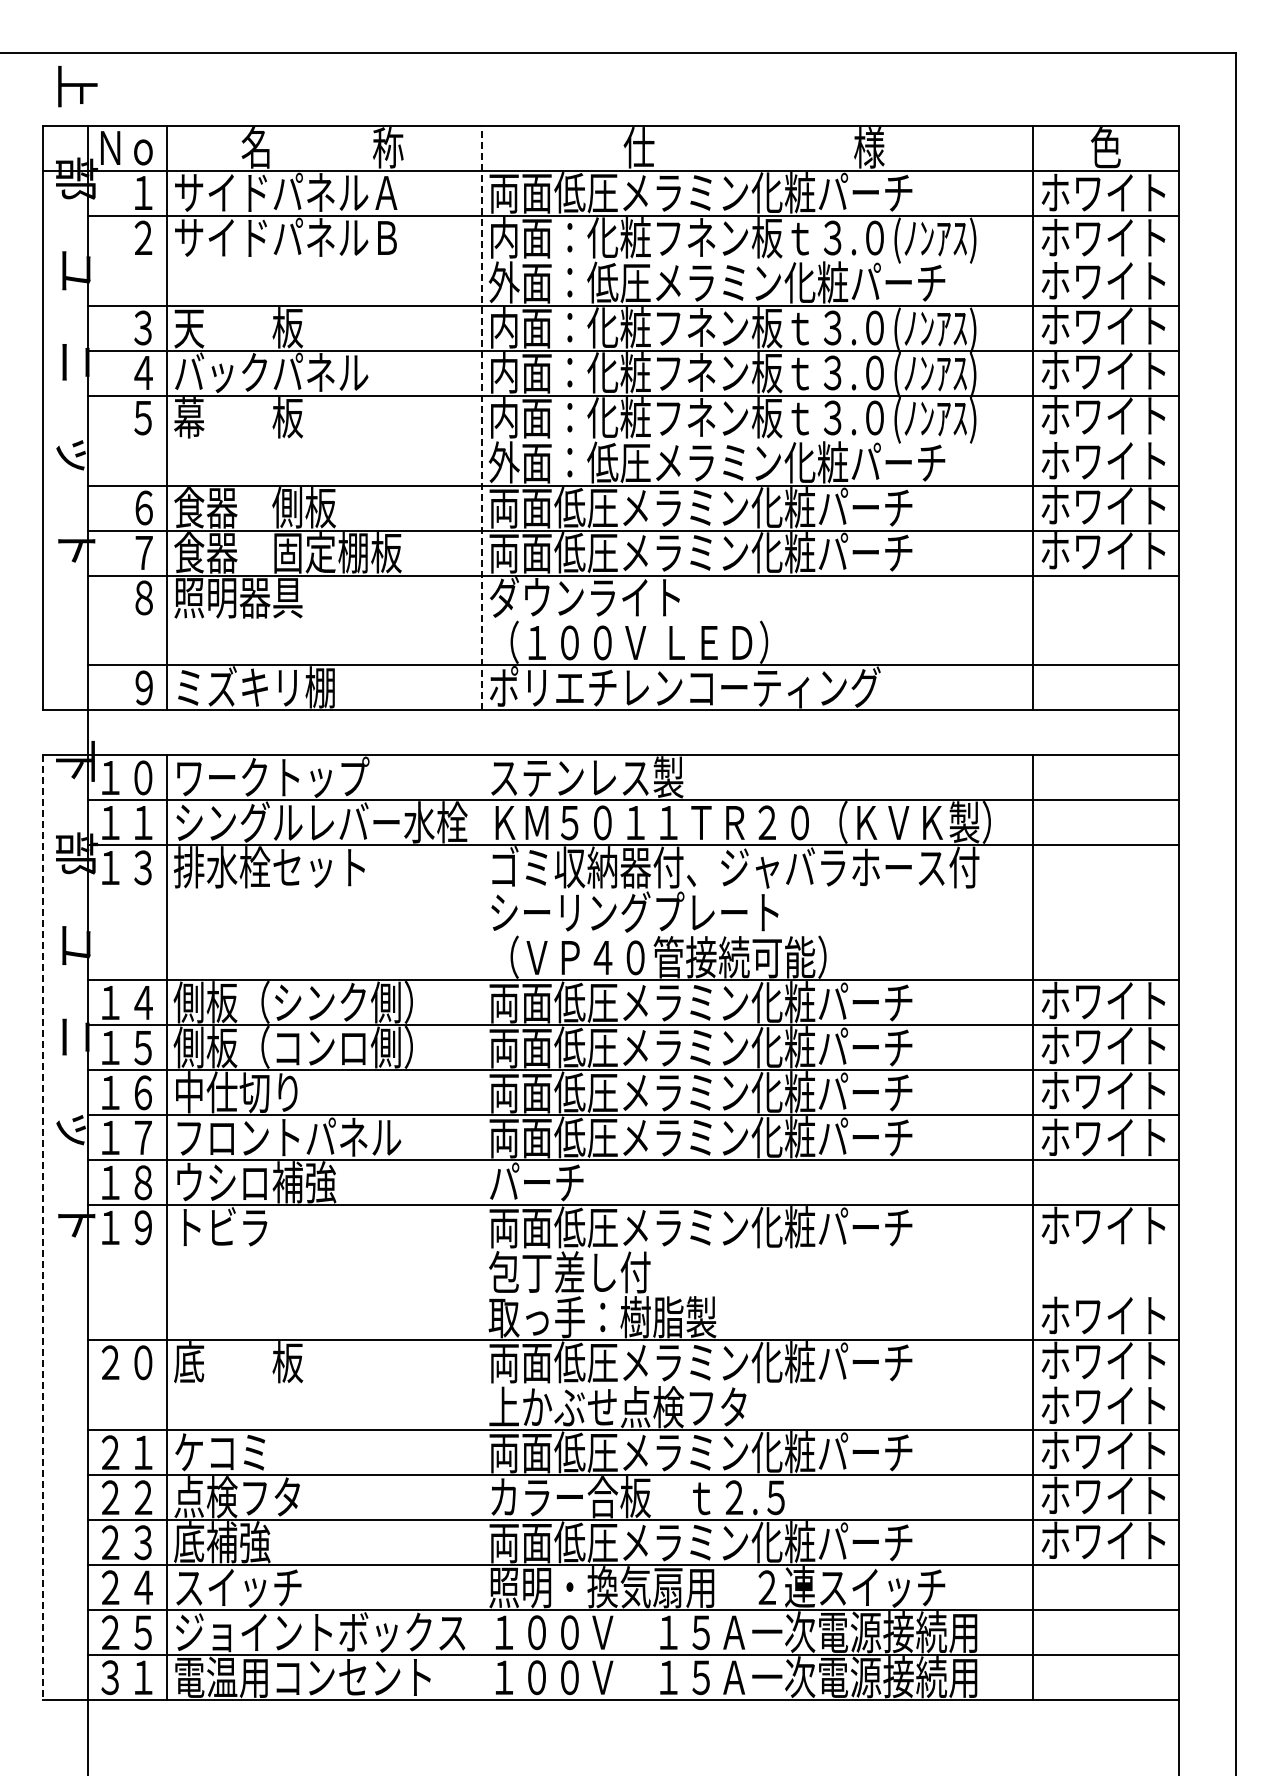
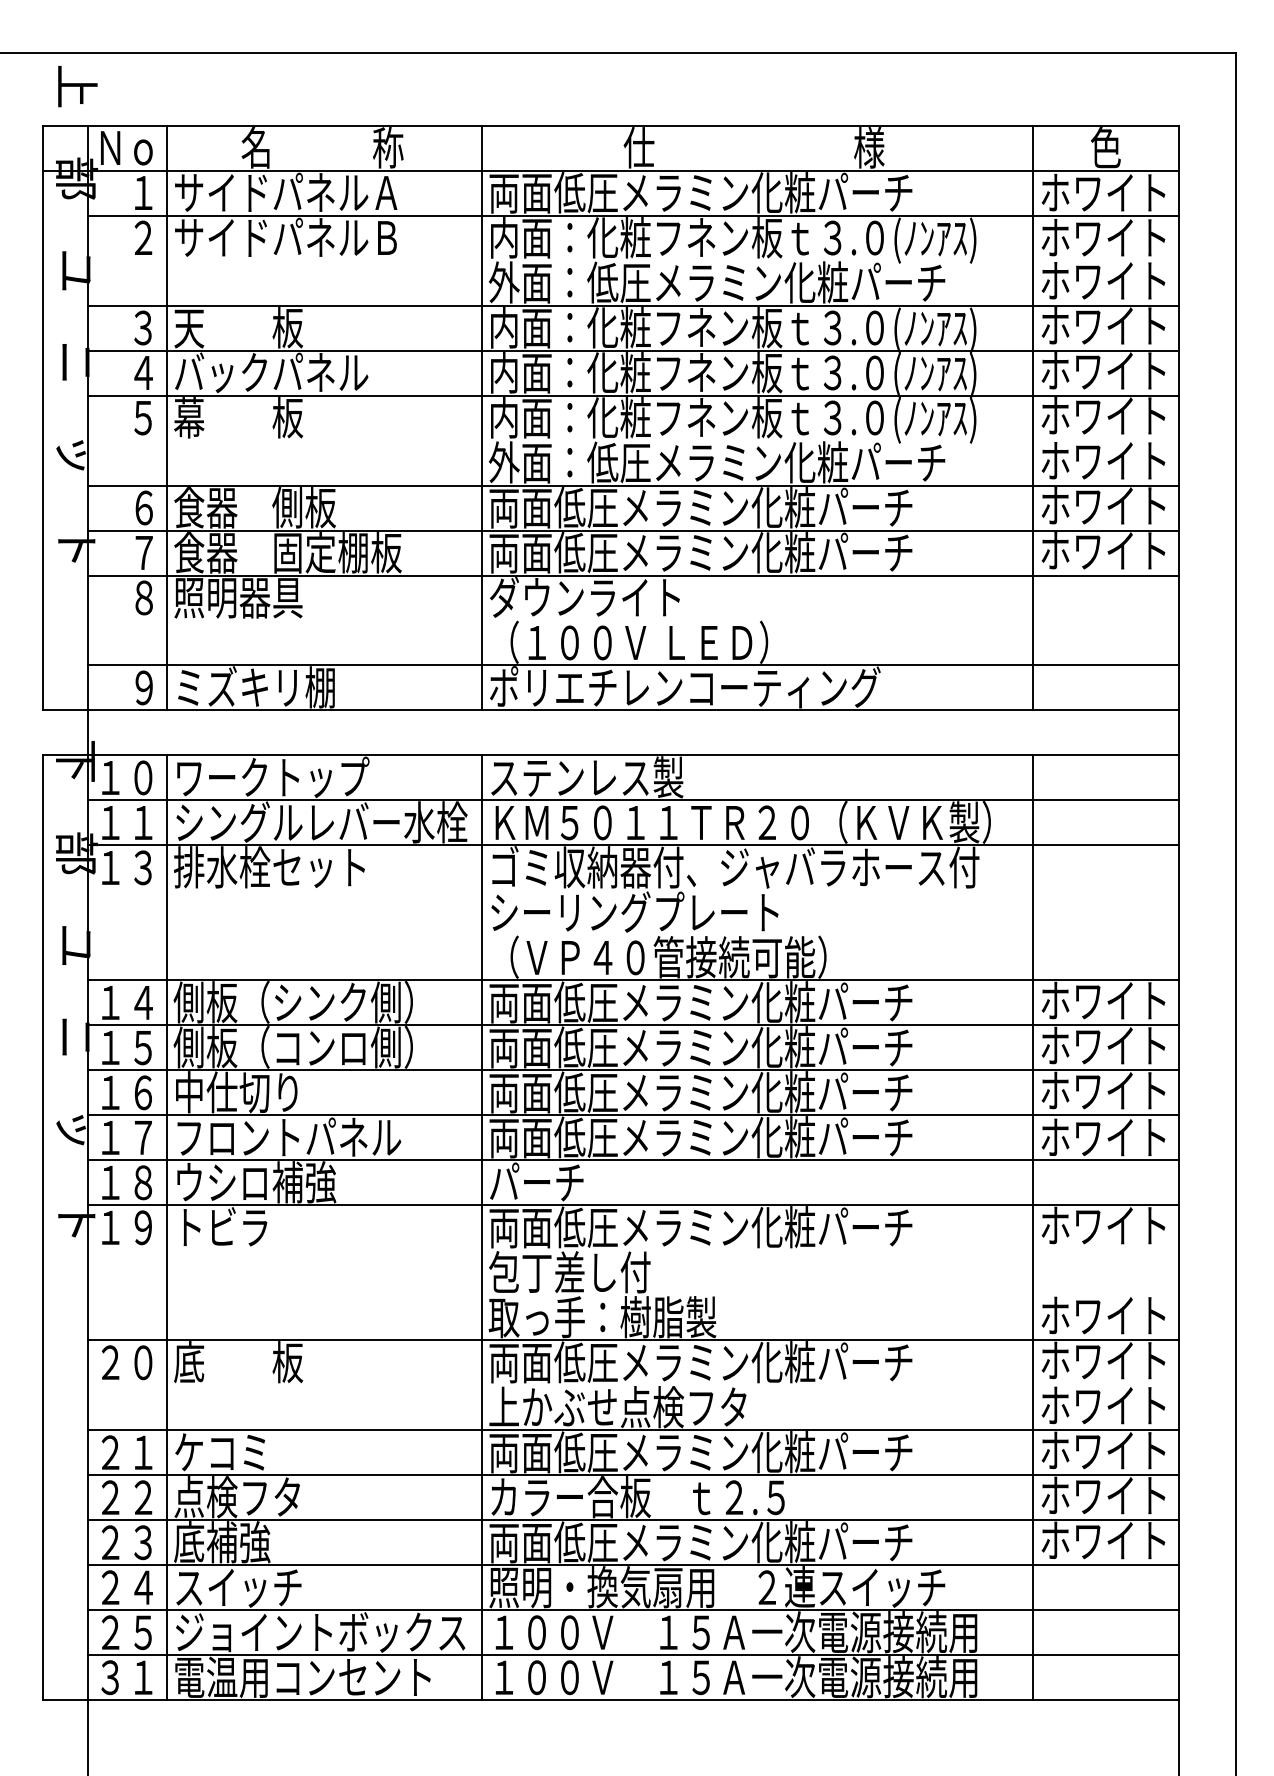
line: dashed -> solid (482, 417)
line: none -> present (482, 1227)
line: dashed -> solid (43, 1228)
